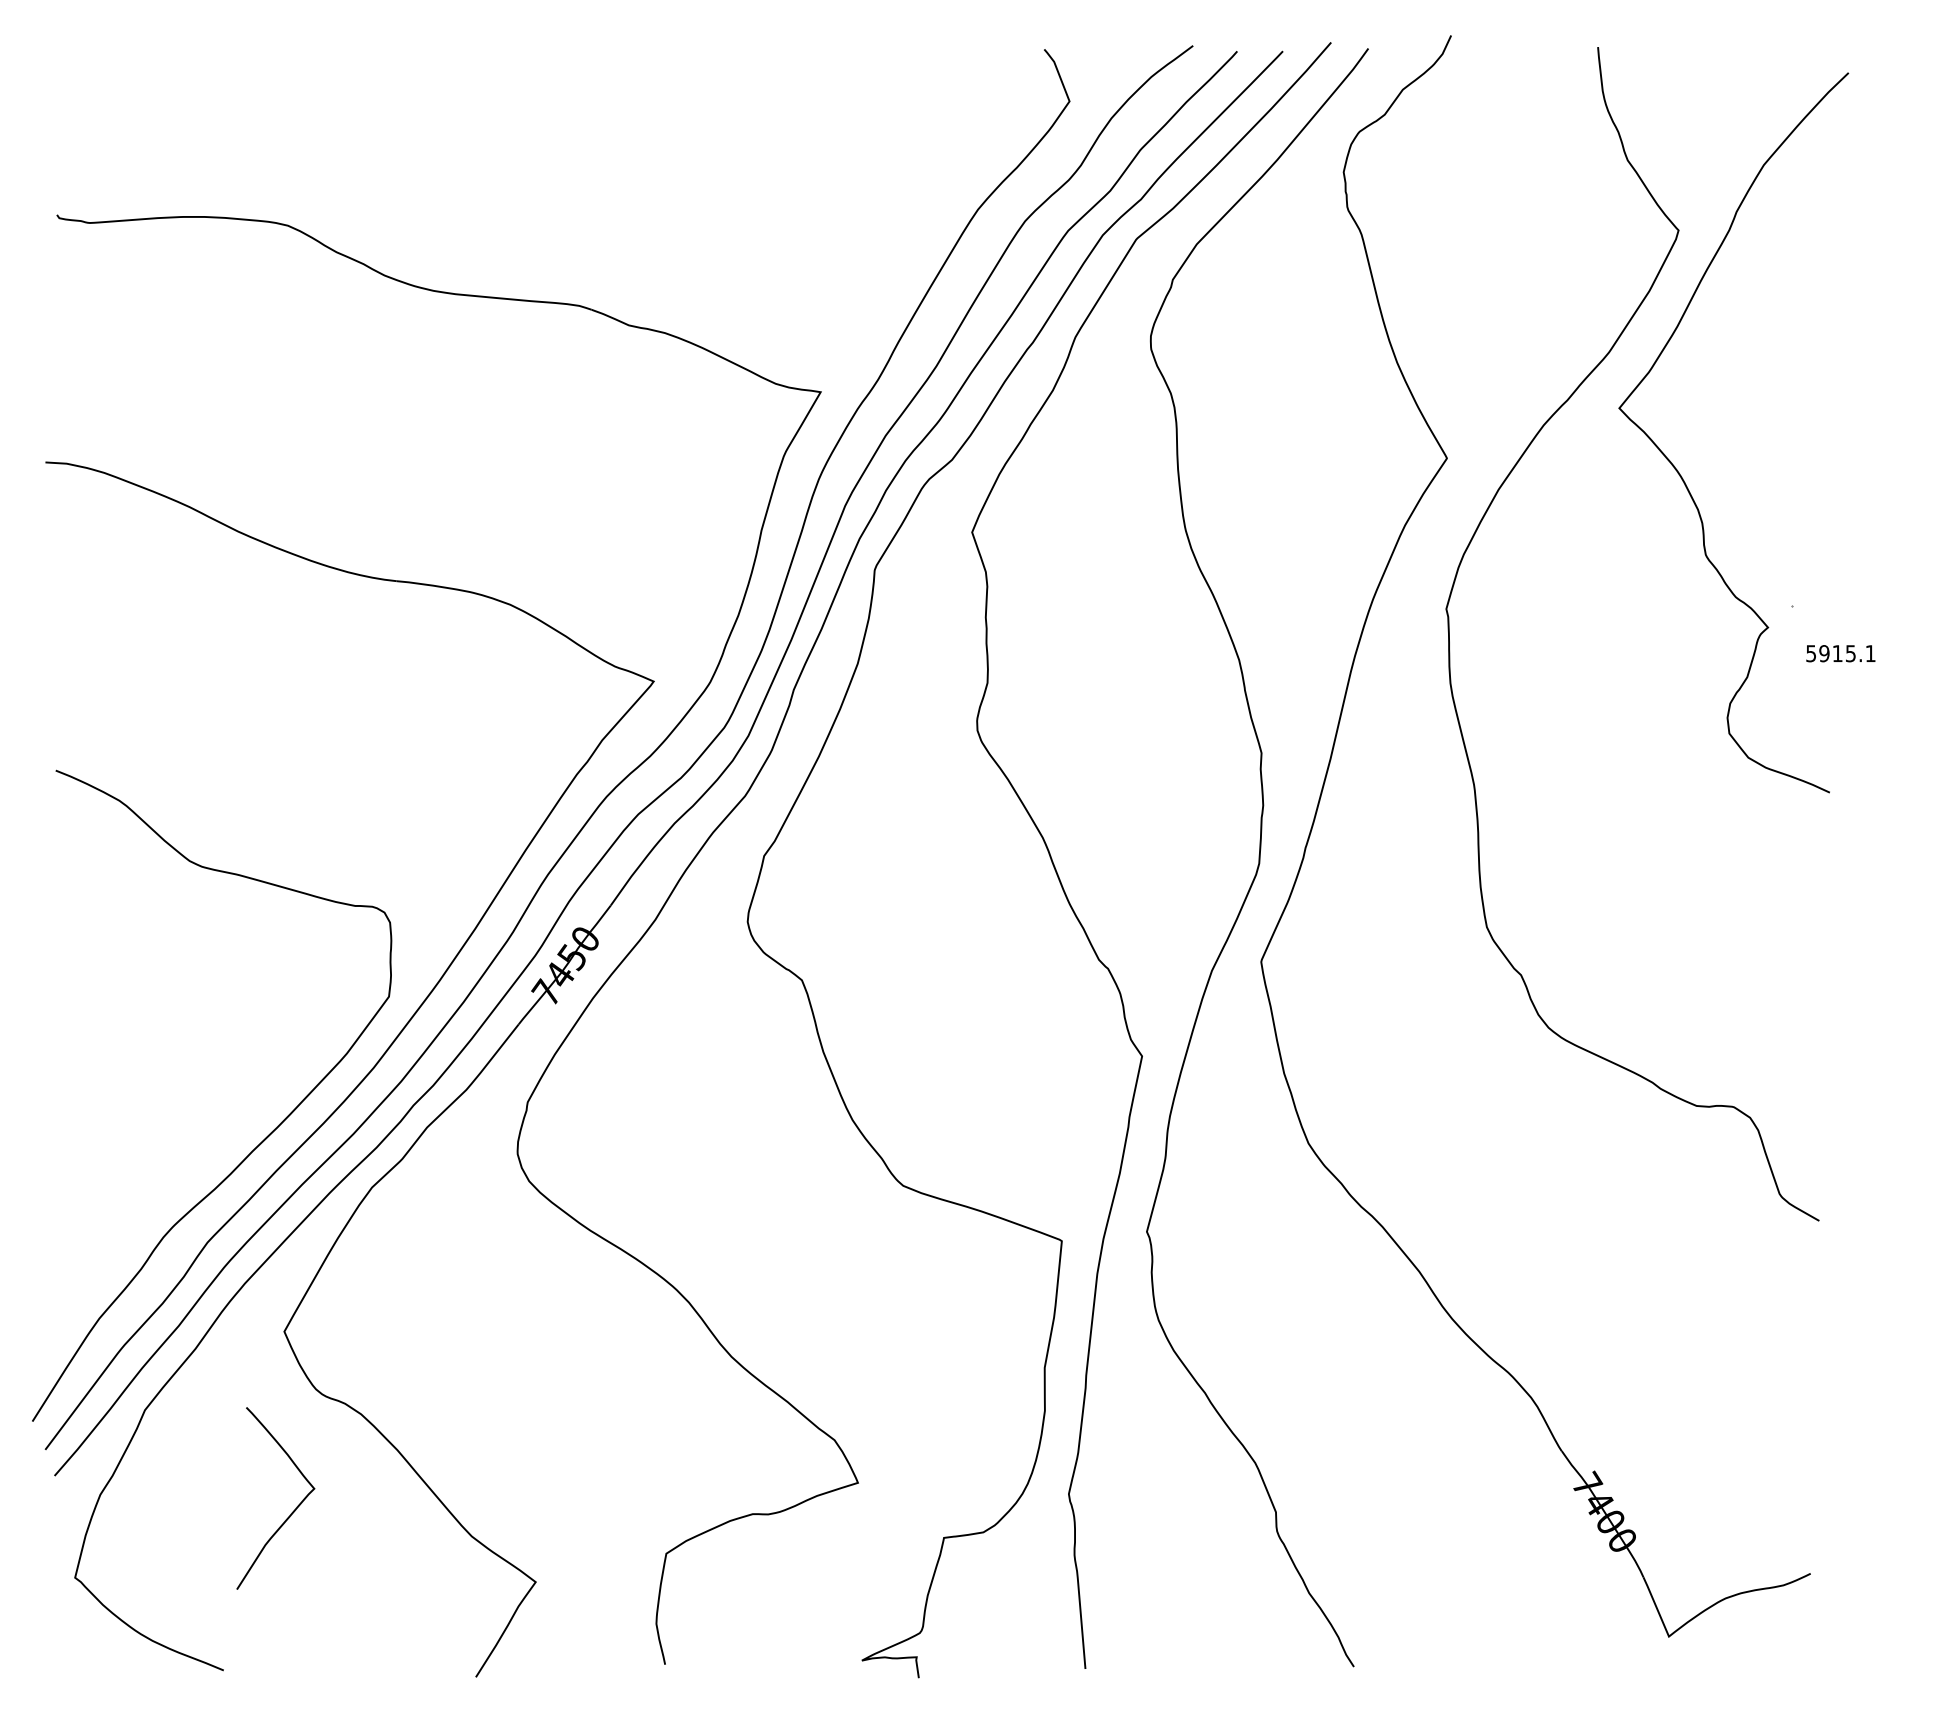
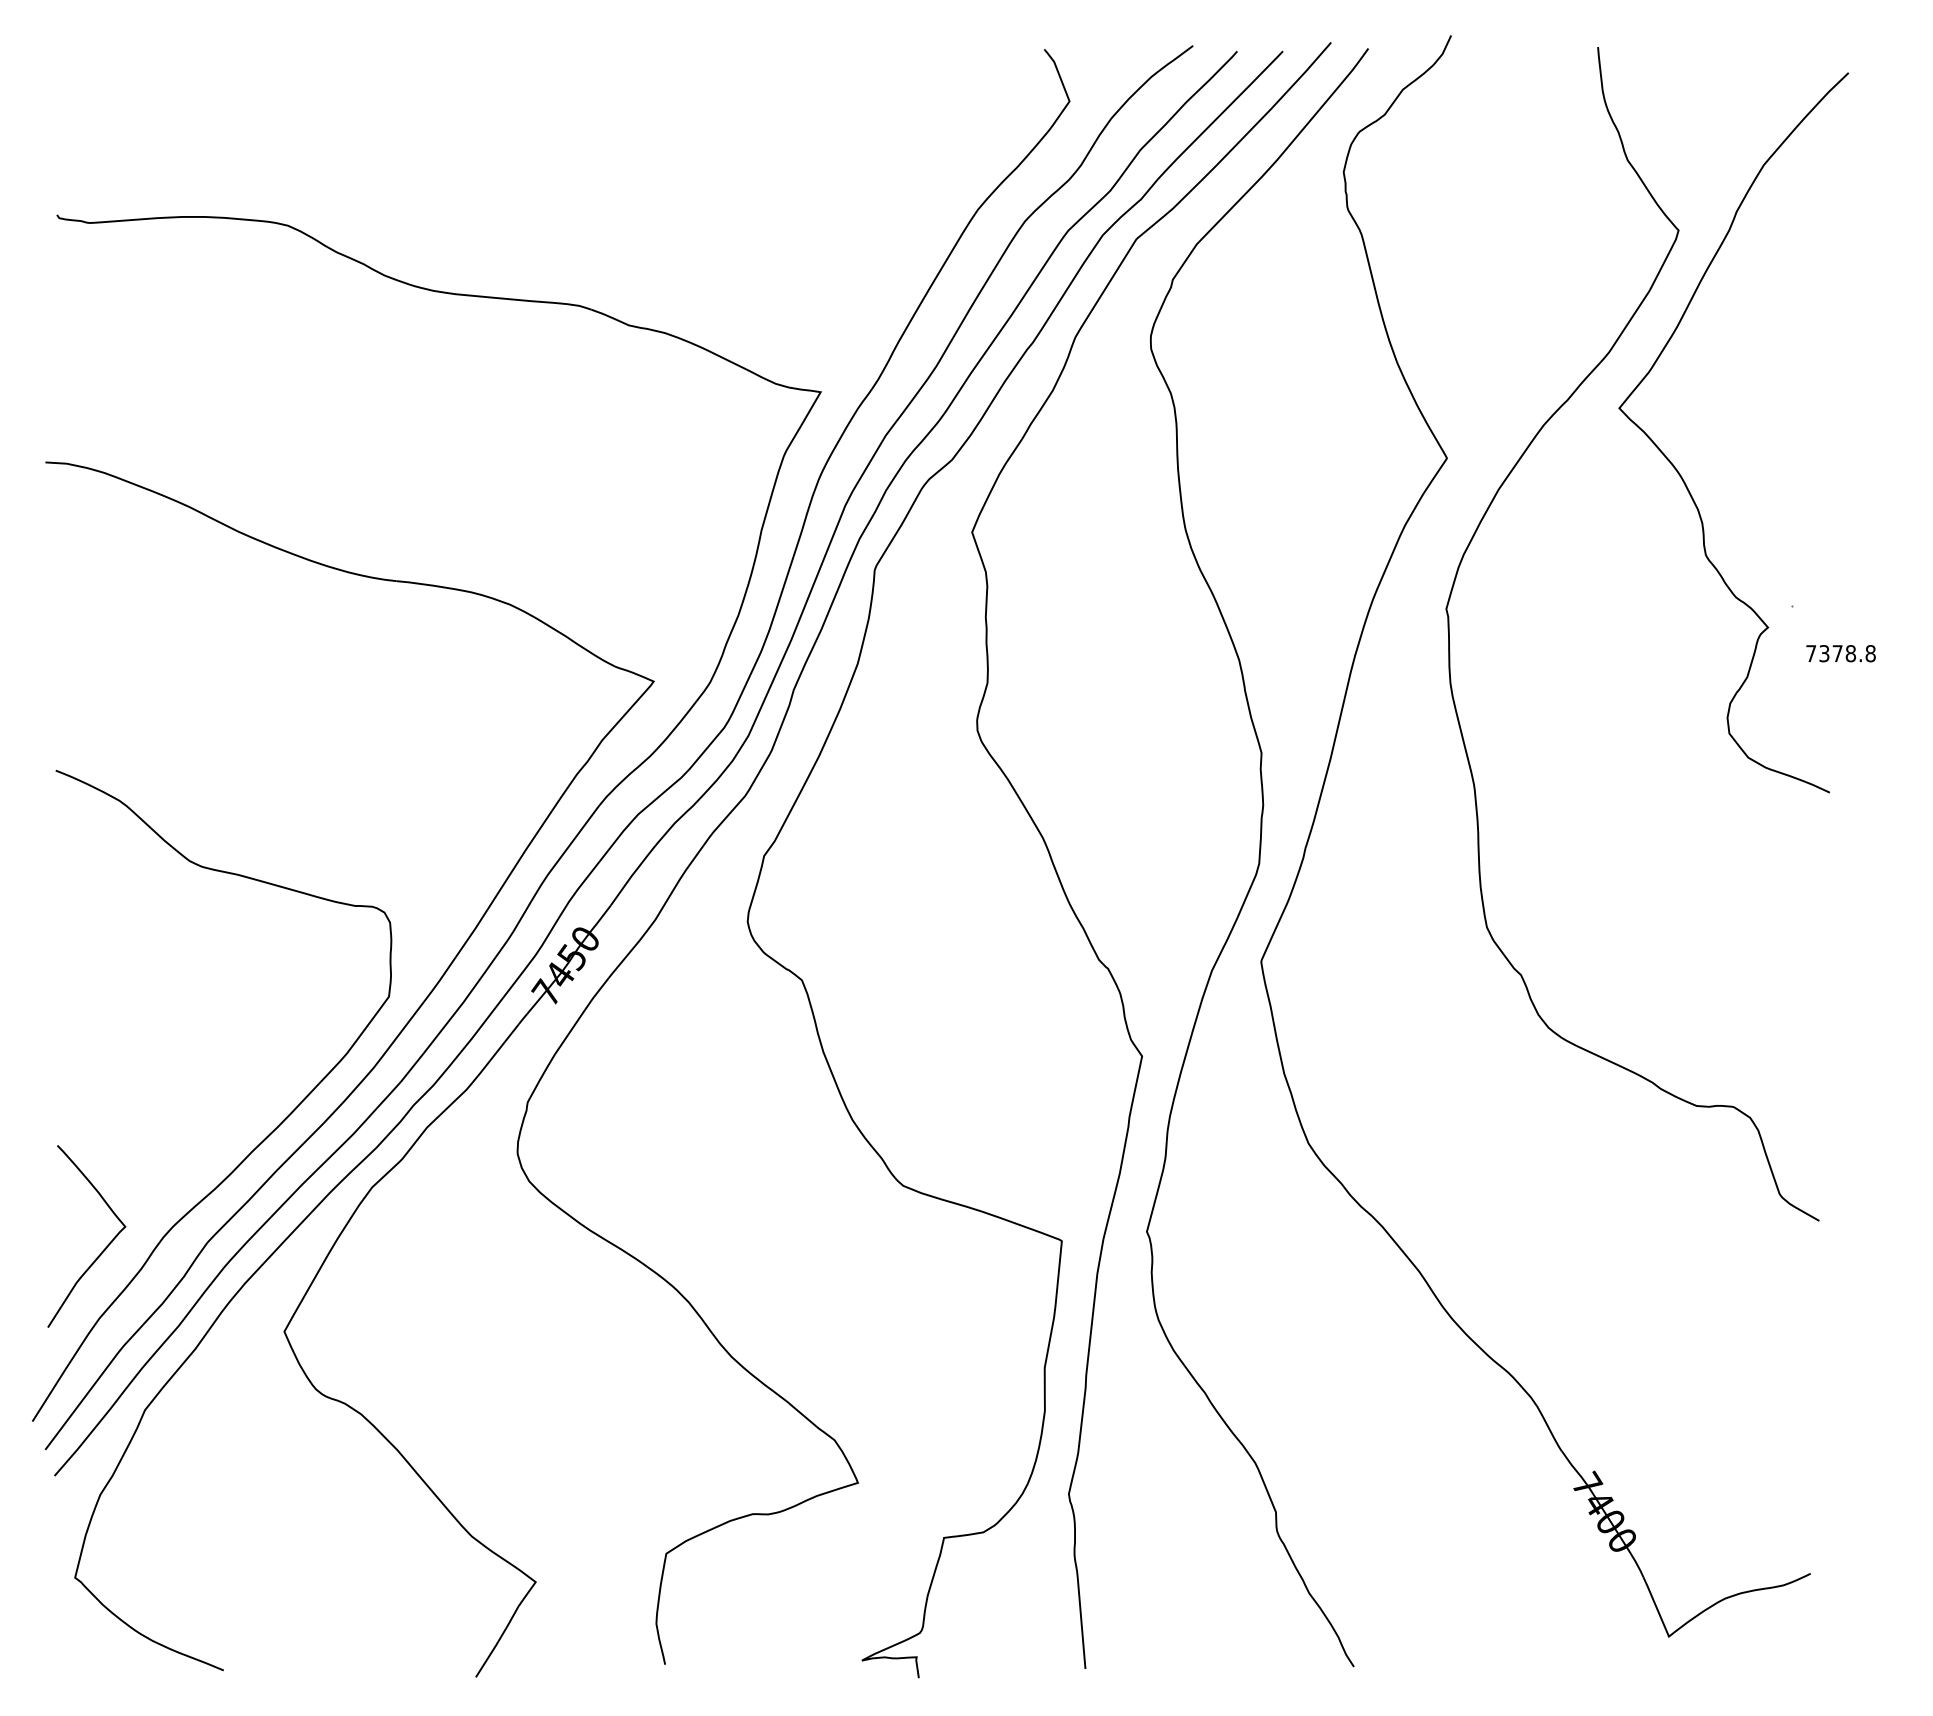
text: 5915.1 -> 7378.8 (1840, 653)
curve position: (291, 1512) -> (102, 1250) (102, 1250)
